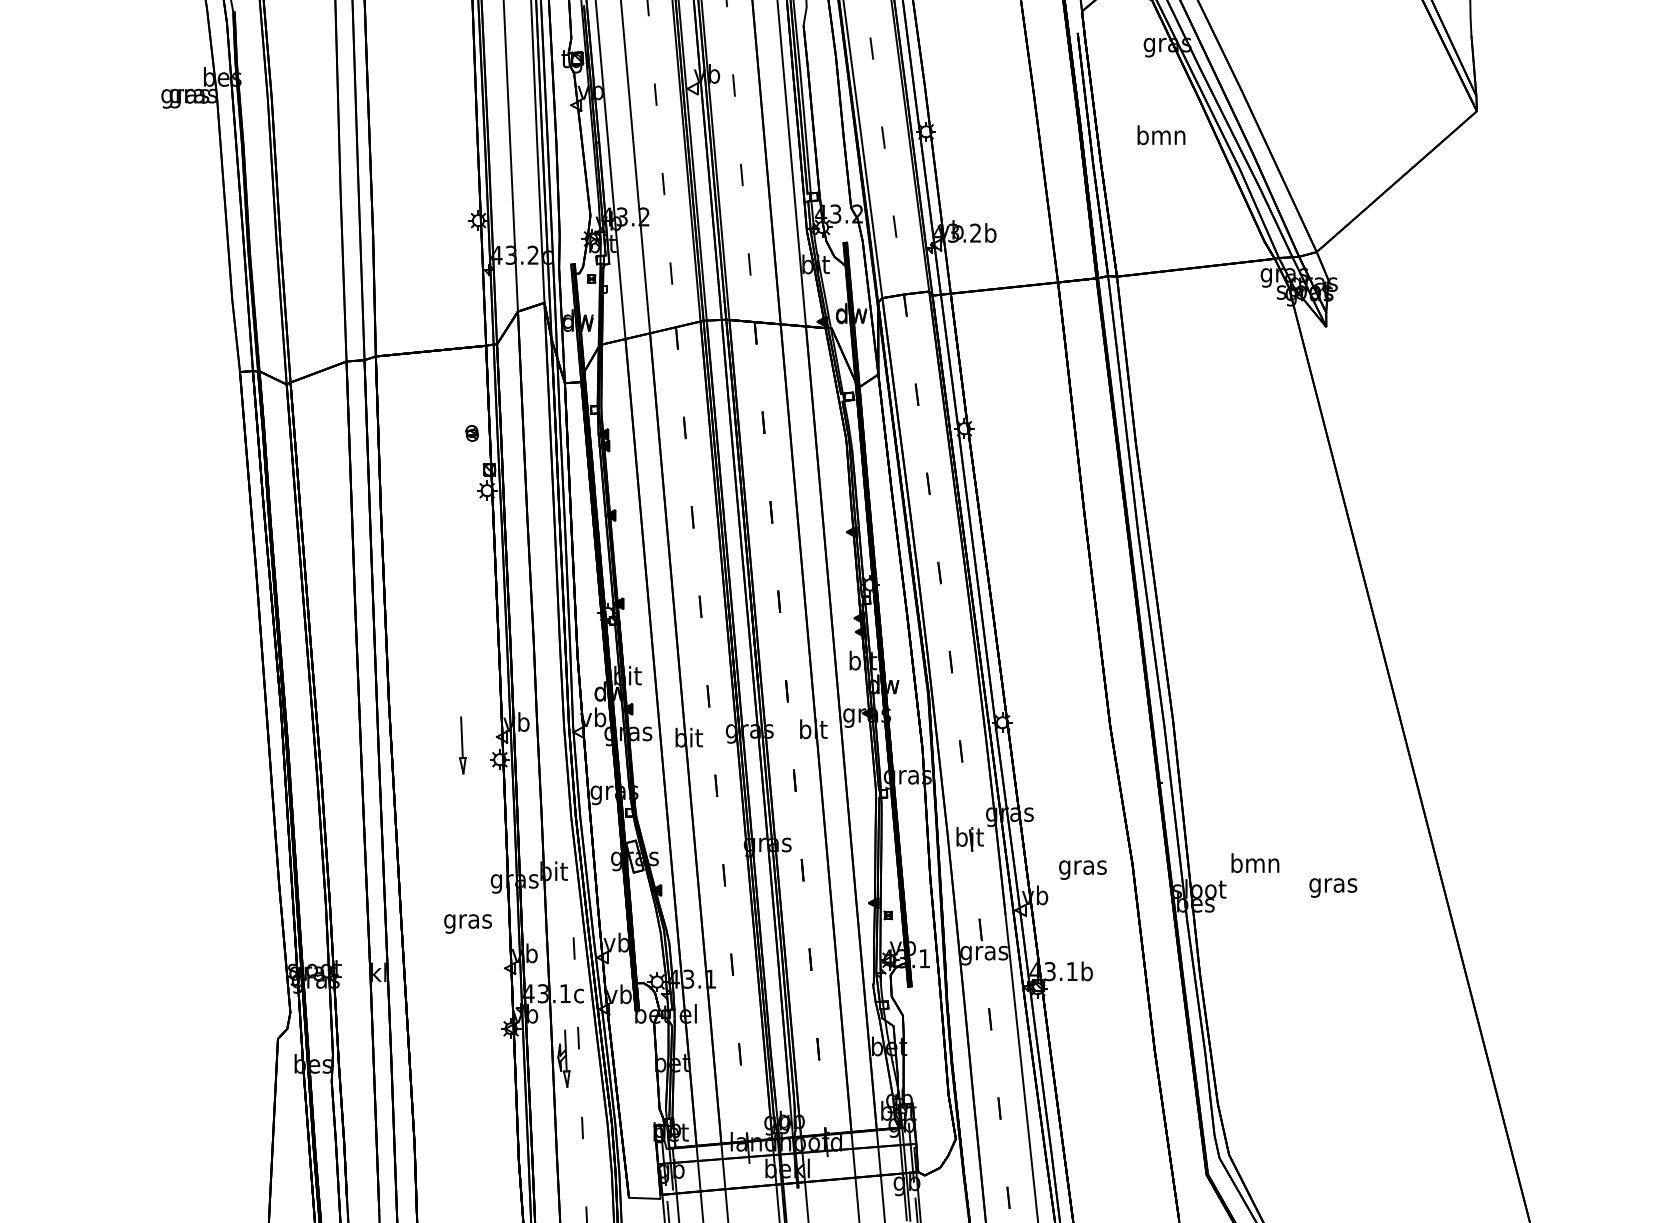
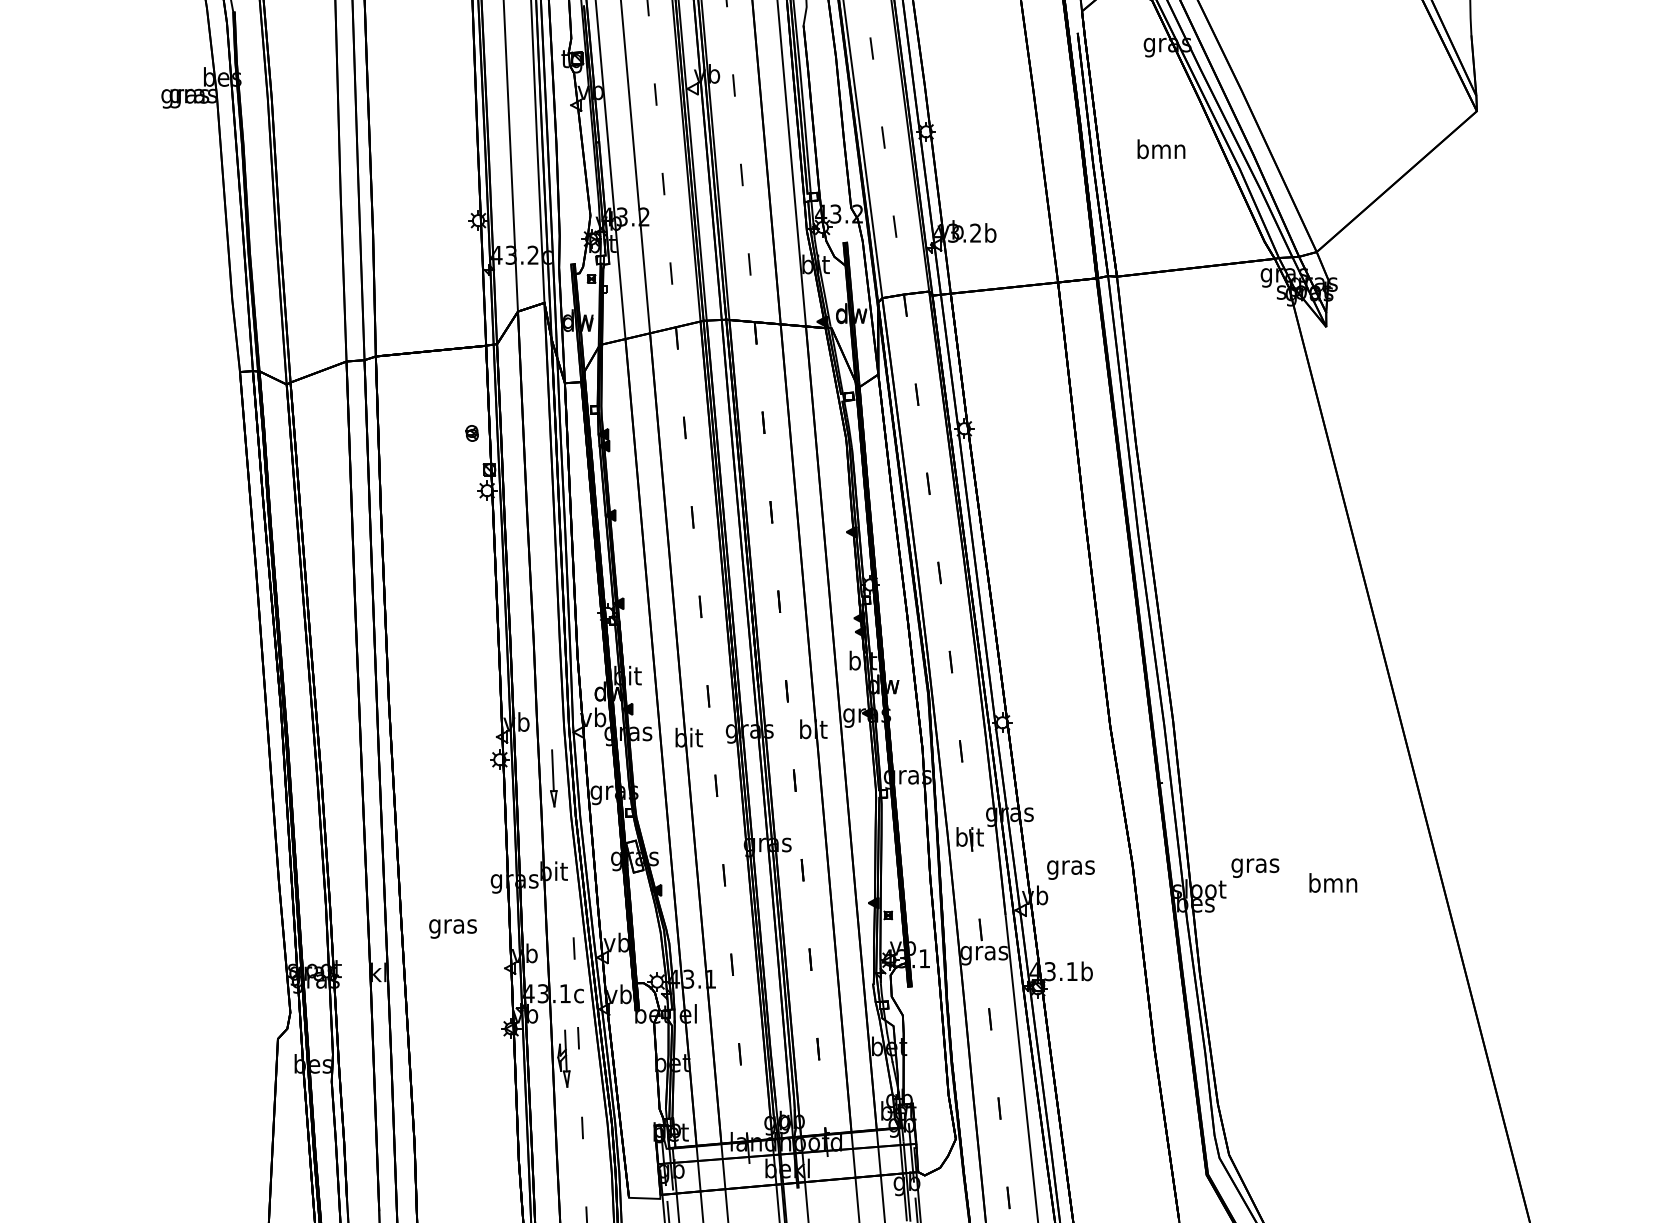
text position: (1161, 135) -> (1161, 149) (1161, 149)
part position: (462, 745) -> (553, 778) (553, 778)
text: bmn -> gras (1255, 865)
text position: (1082, 869) -> (1070, 869) (1070, 869)
text: gras -> bmn (1333, 885)
text position: (467, 923) -> (452, 928) (452, 928)
